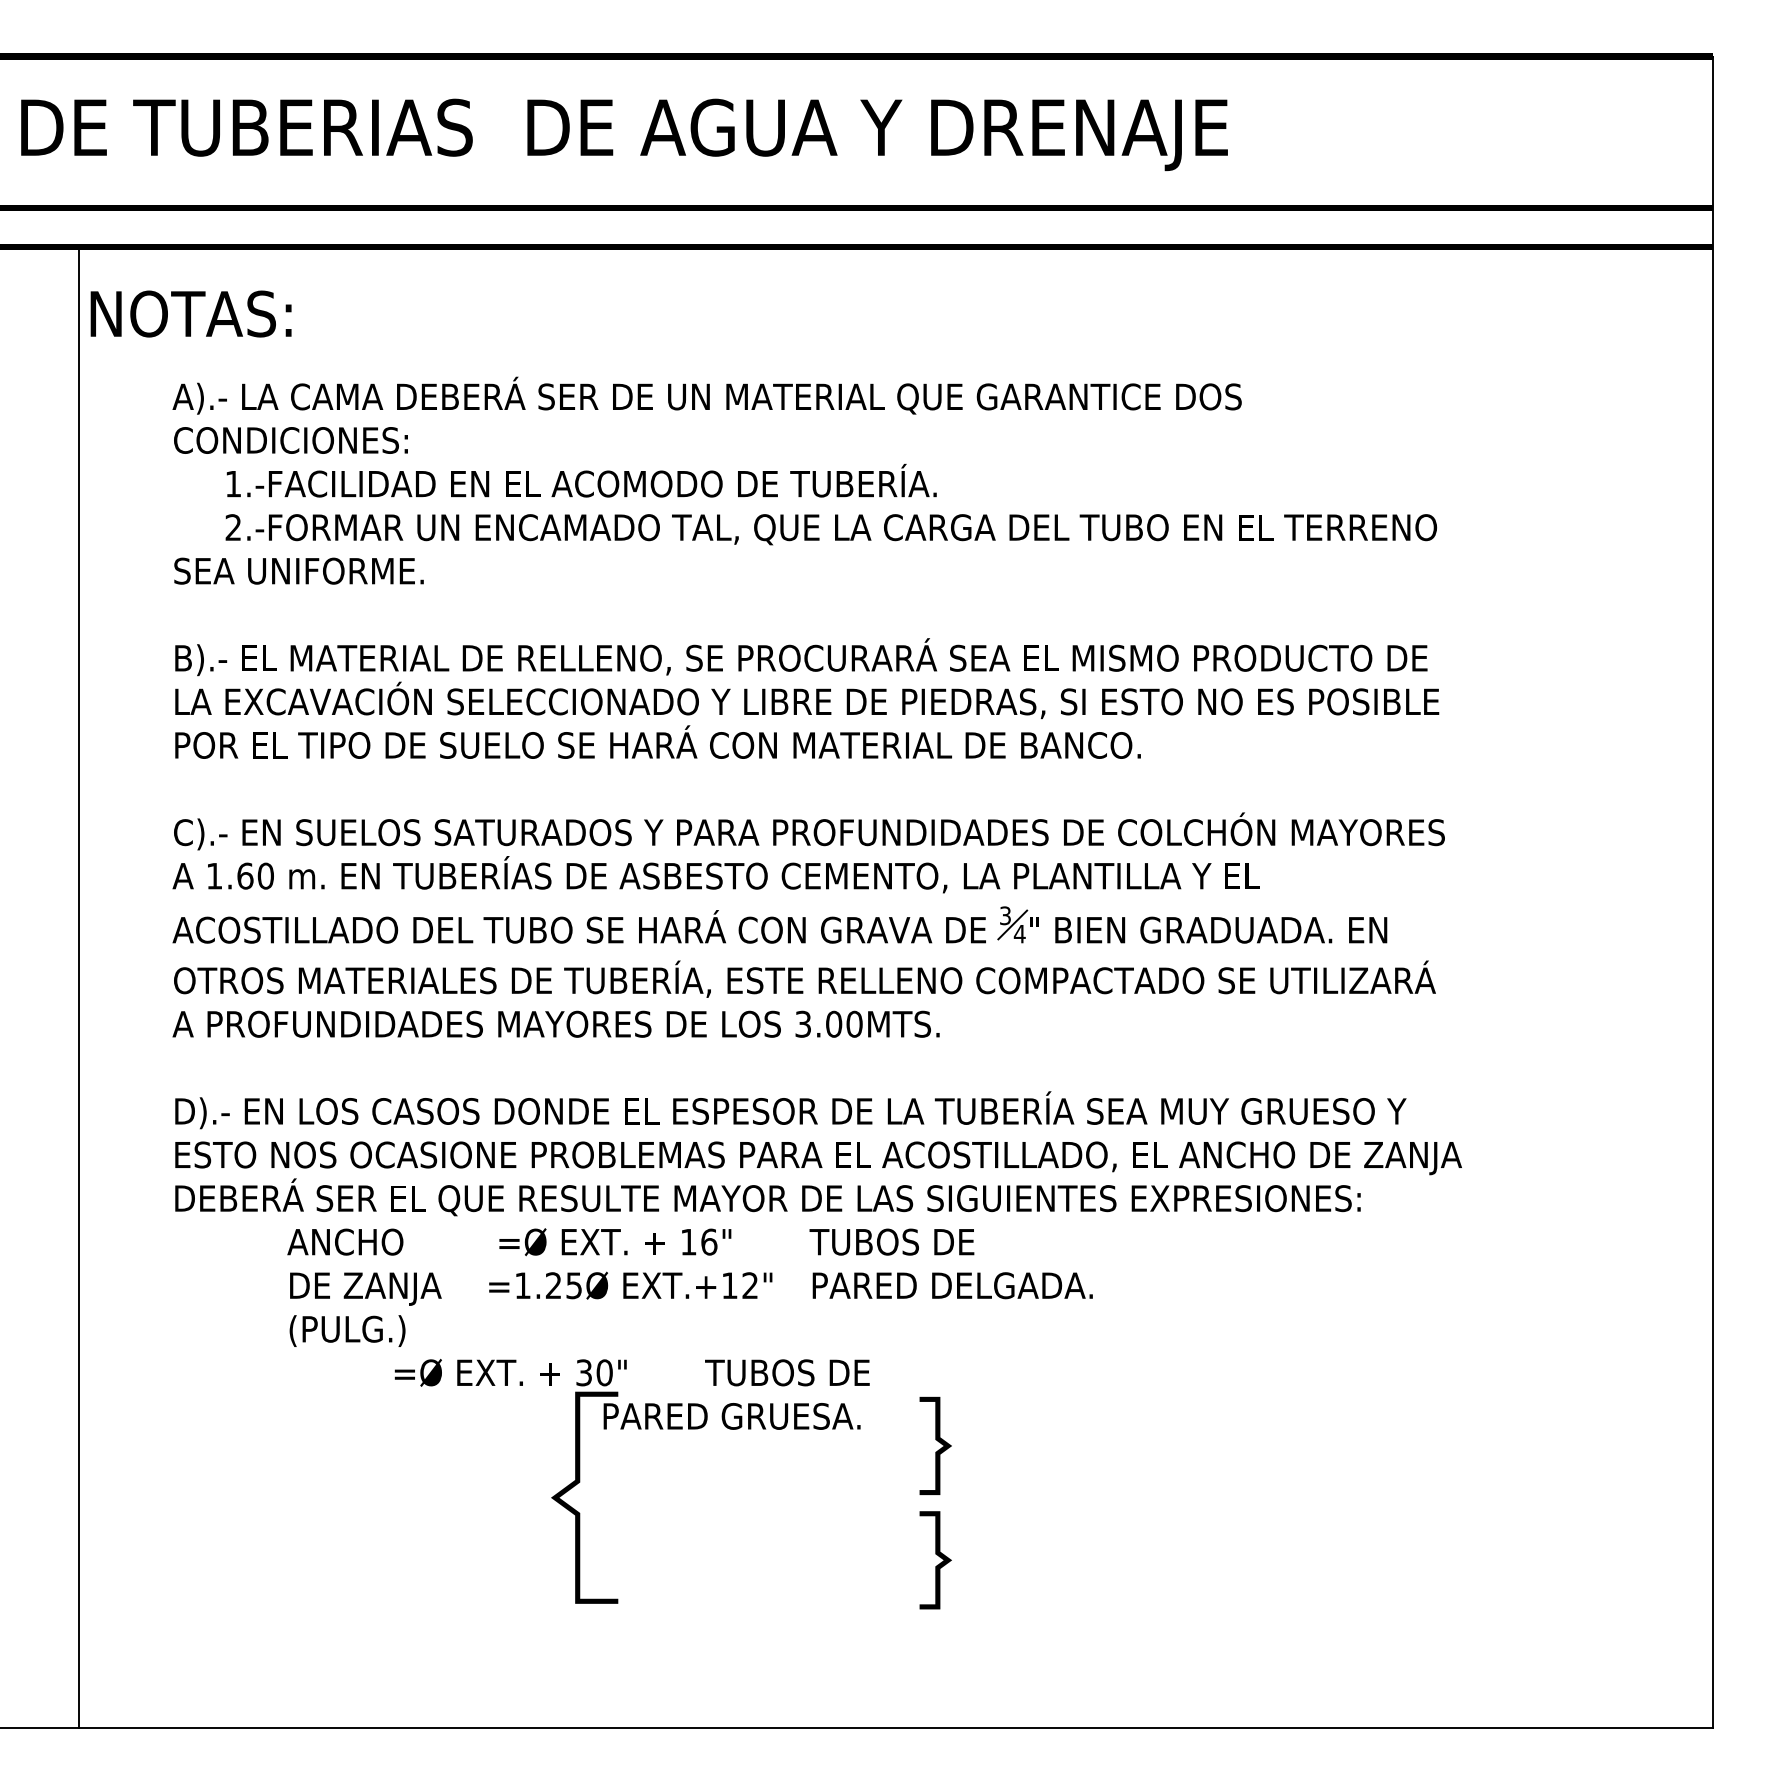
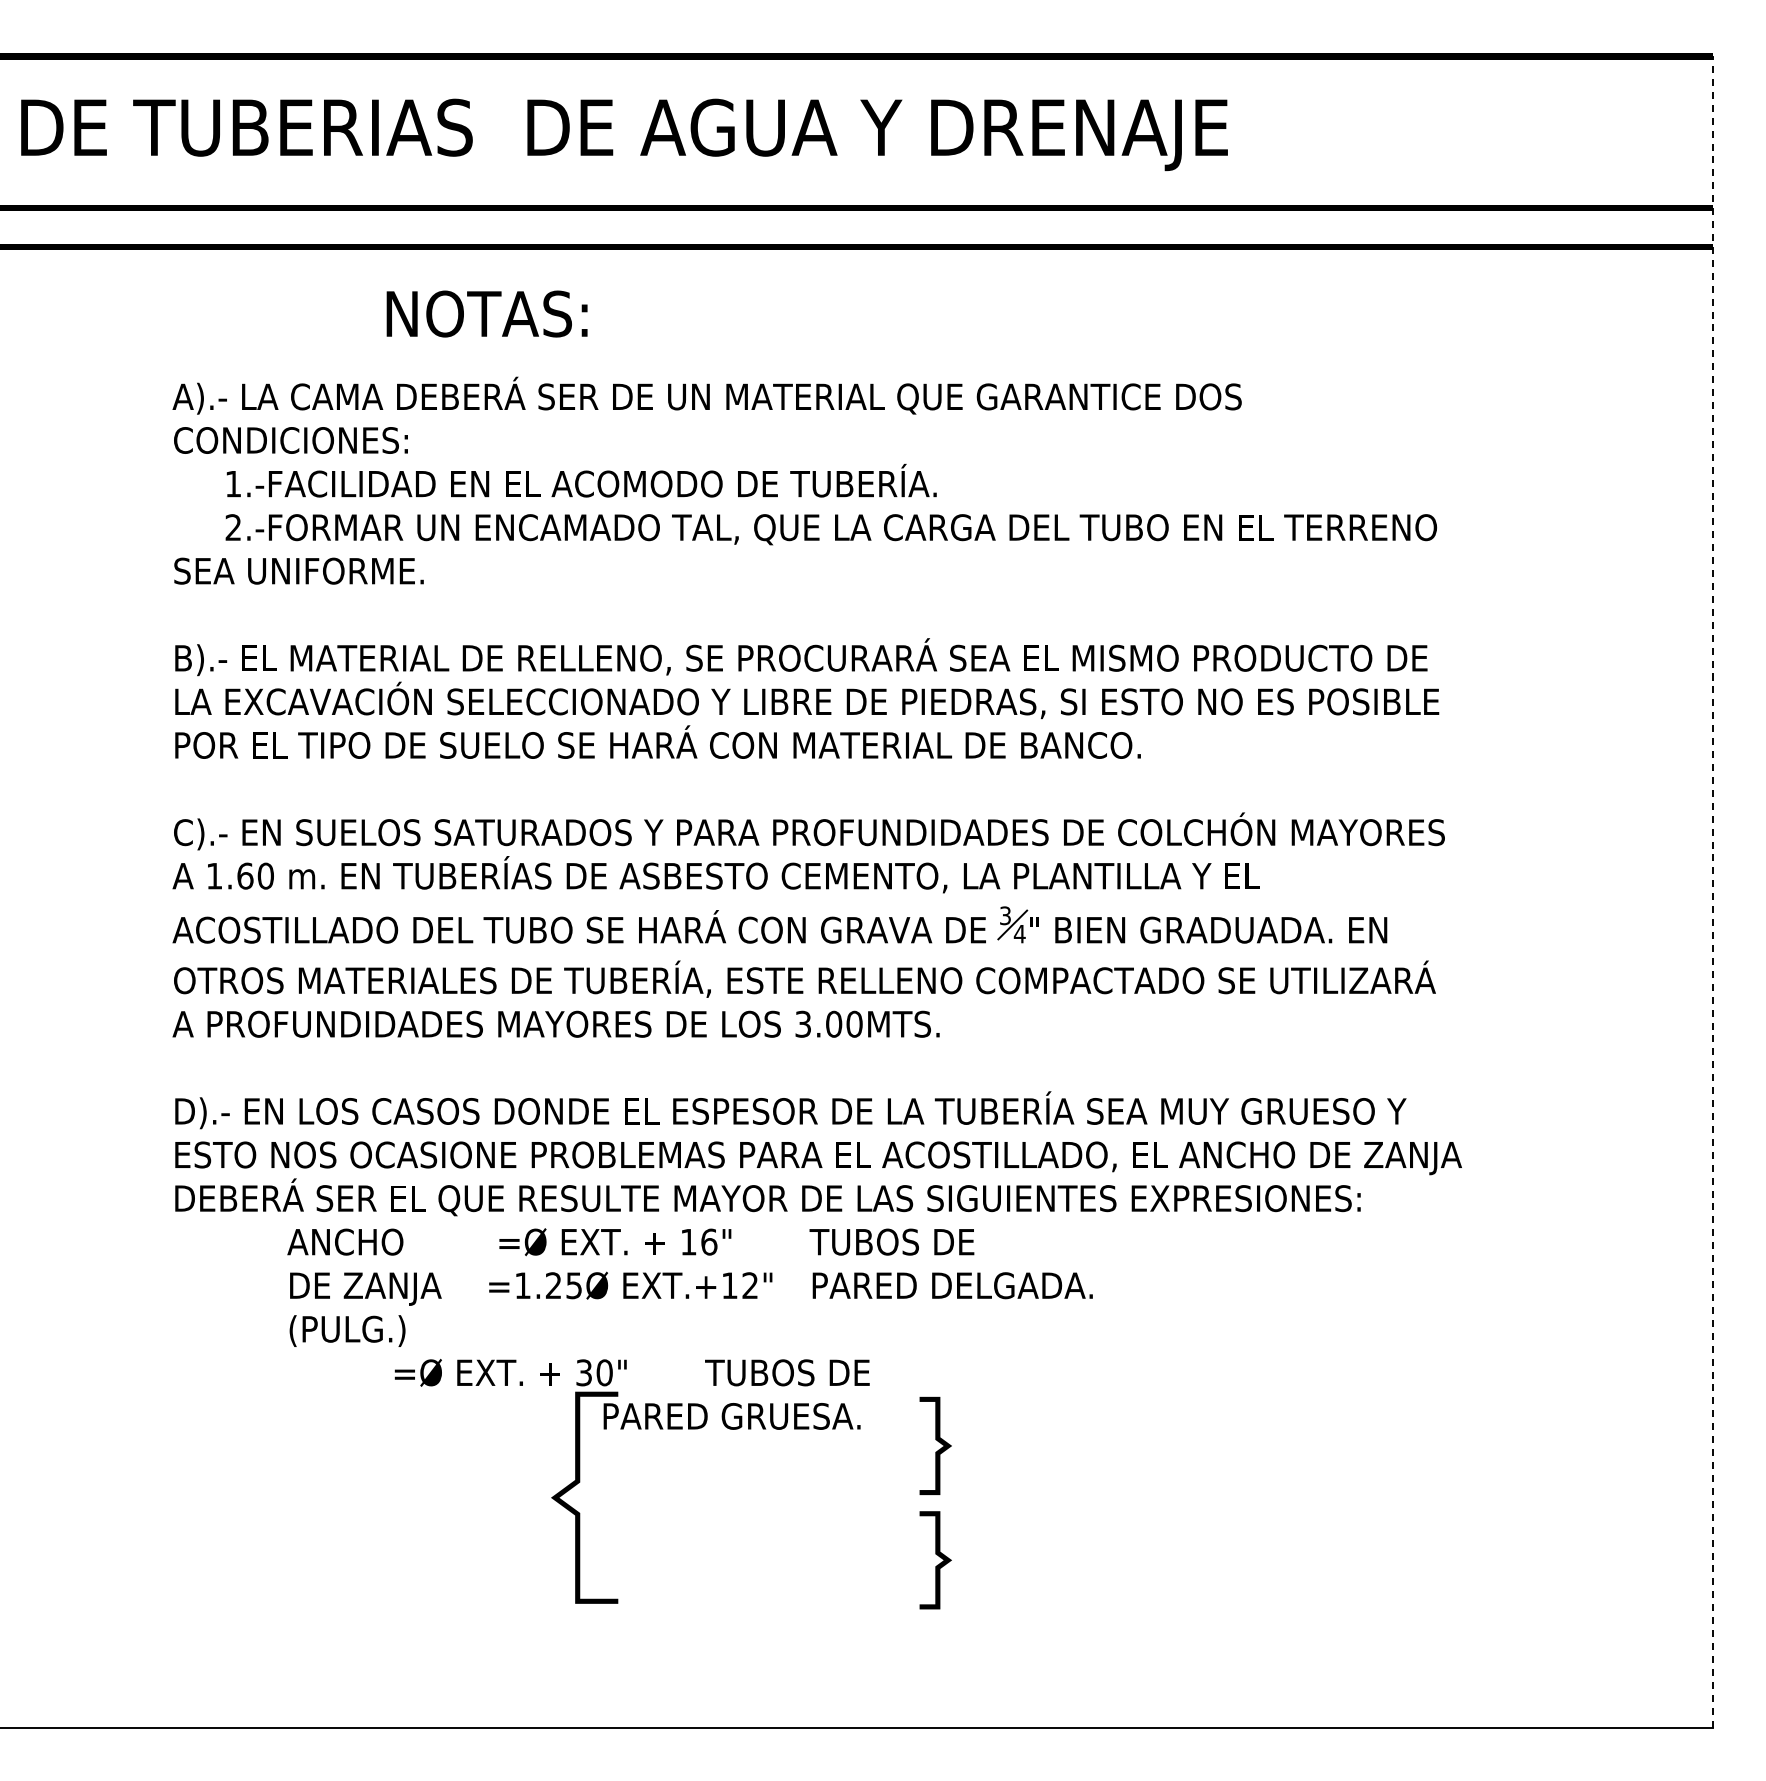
text position: (190, 313) -> (486, 313) (486, 313)
line: solid -> dashed (1713, 891)
line: present -> none (78, 987)
